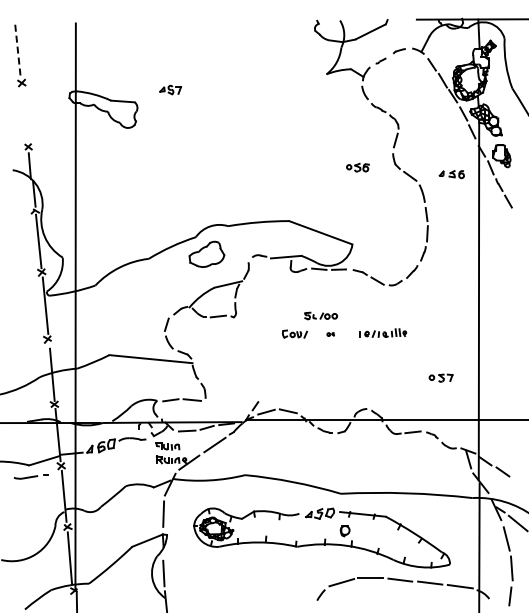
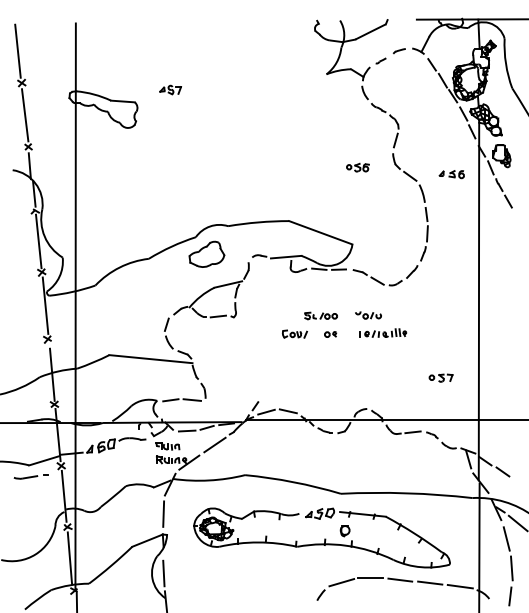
line: dashed -> solid (17, 51)
line: none -> present (25, 115)
part: none -> present (368, 315)
part size: 9x5 px -> 14x7 px (330, 334)
